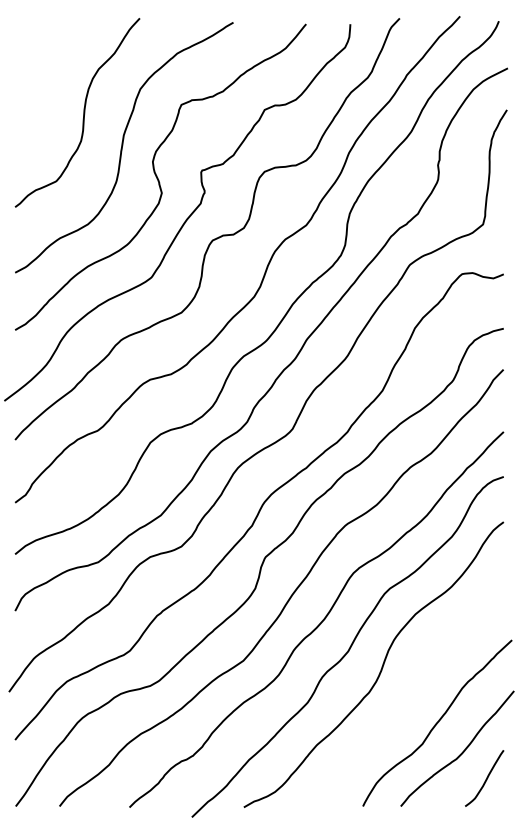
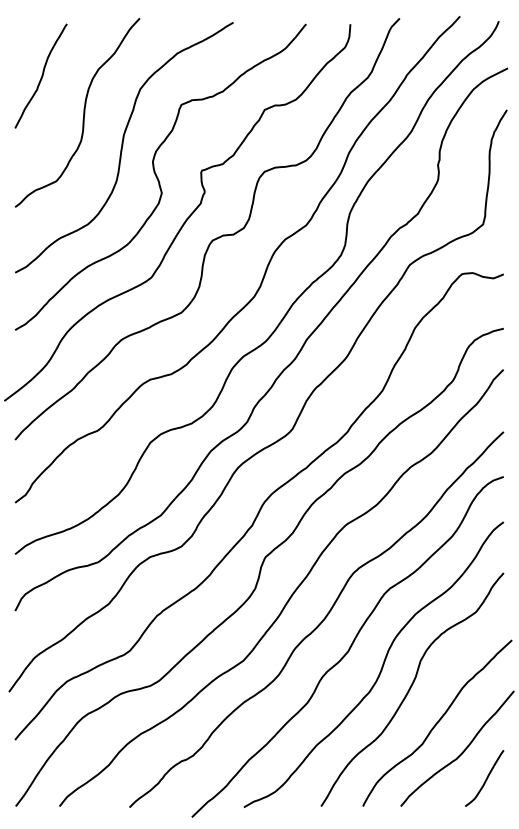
curve: none -> present (41, 75)
curve: none -> present (411, 688)
